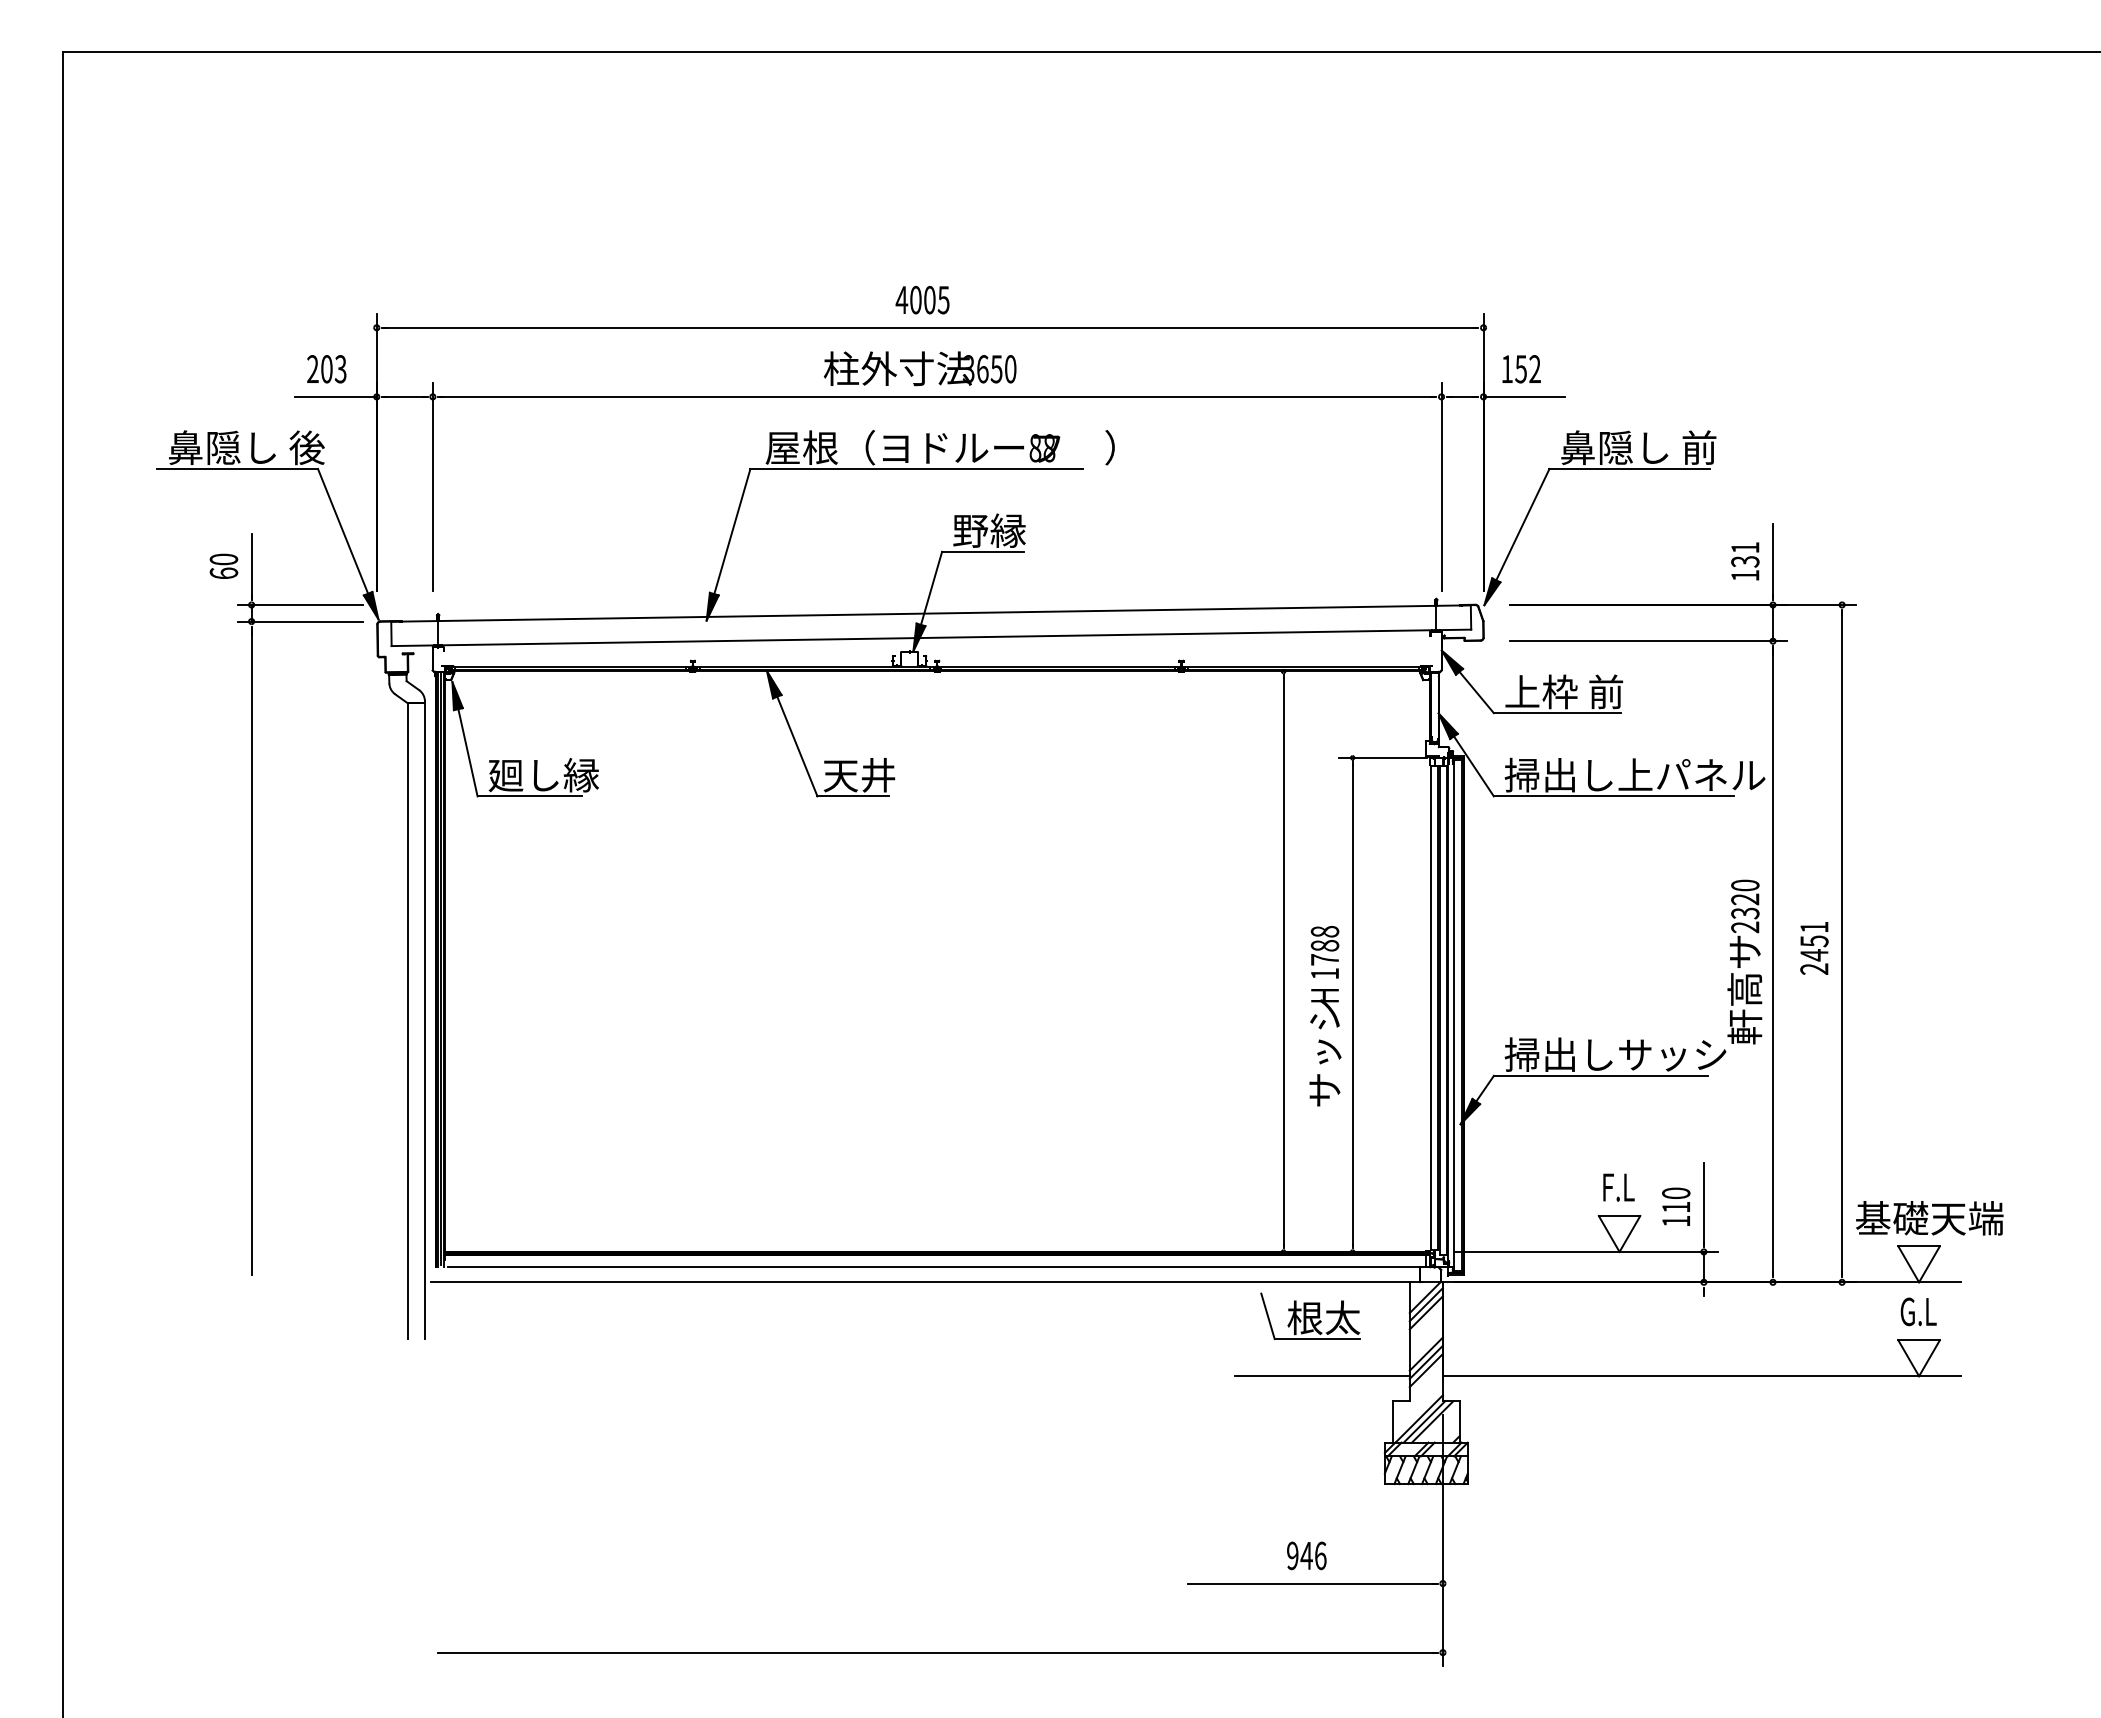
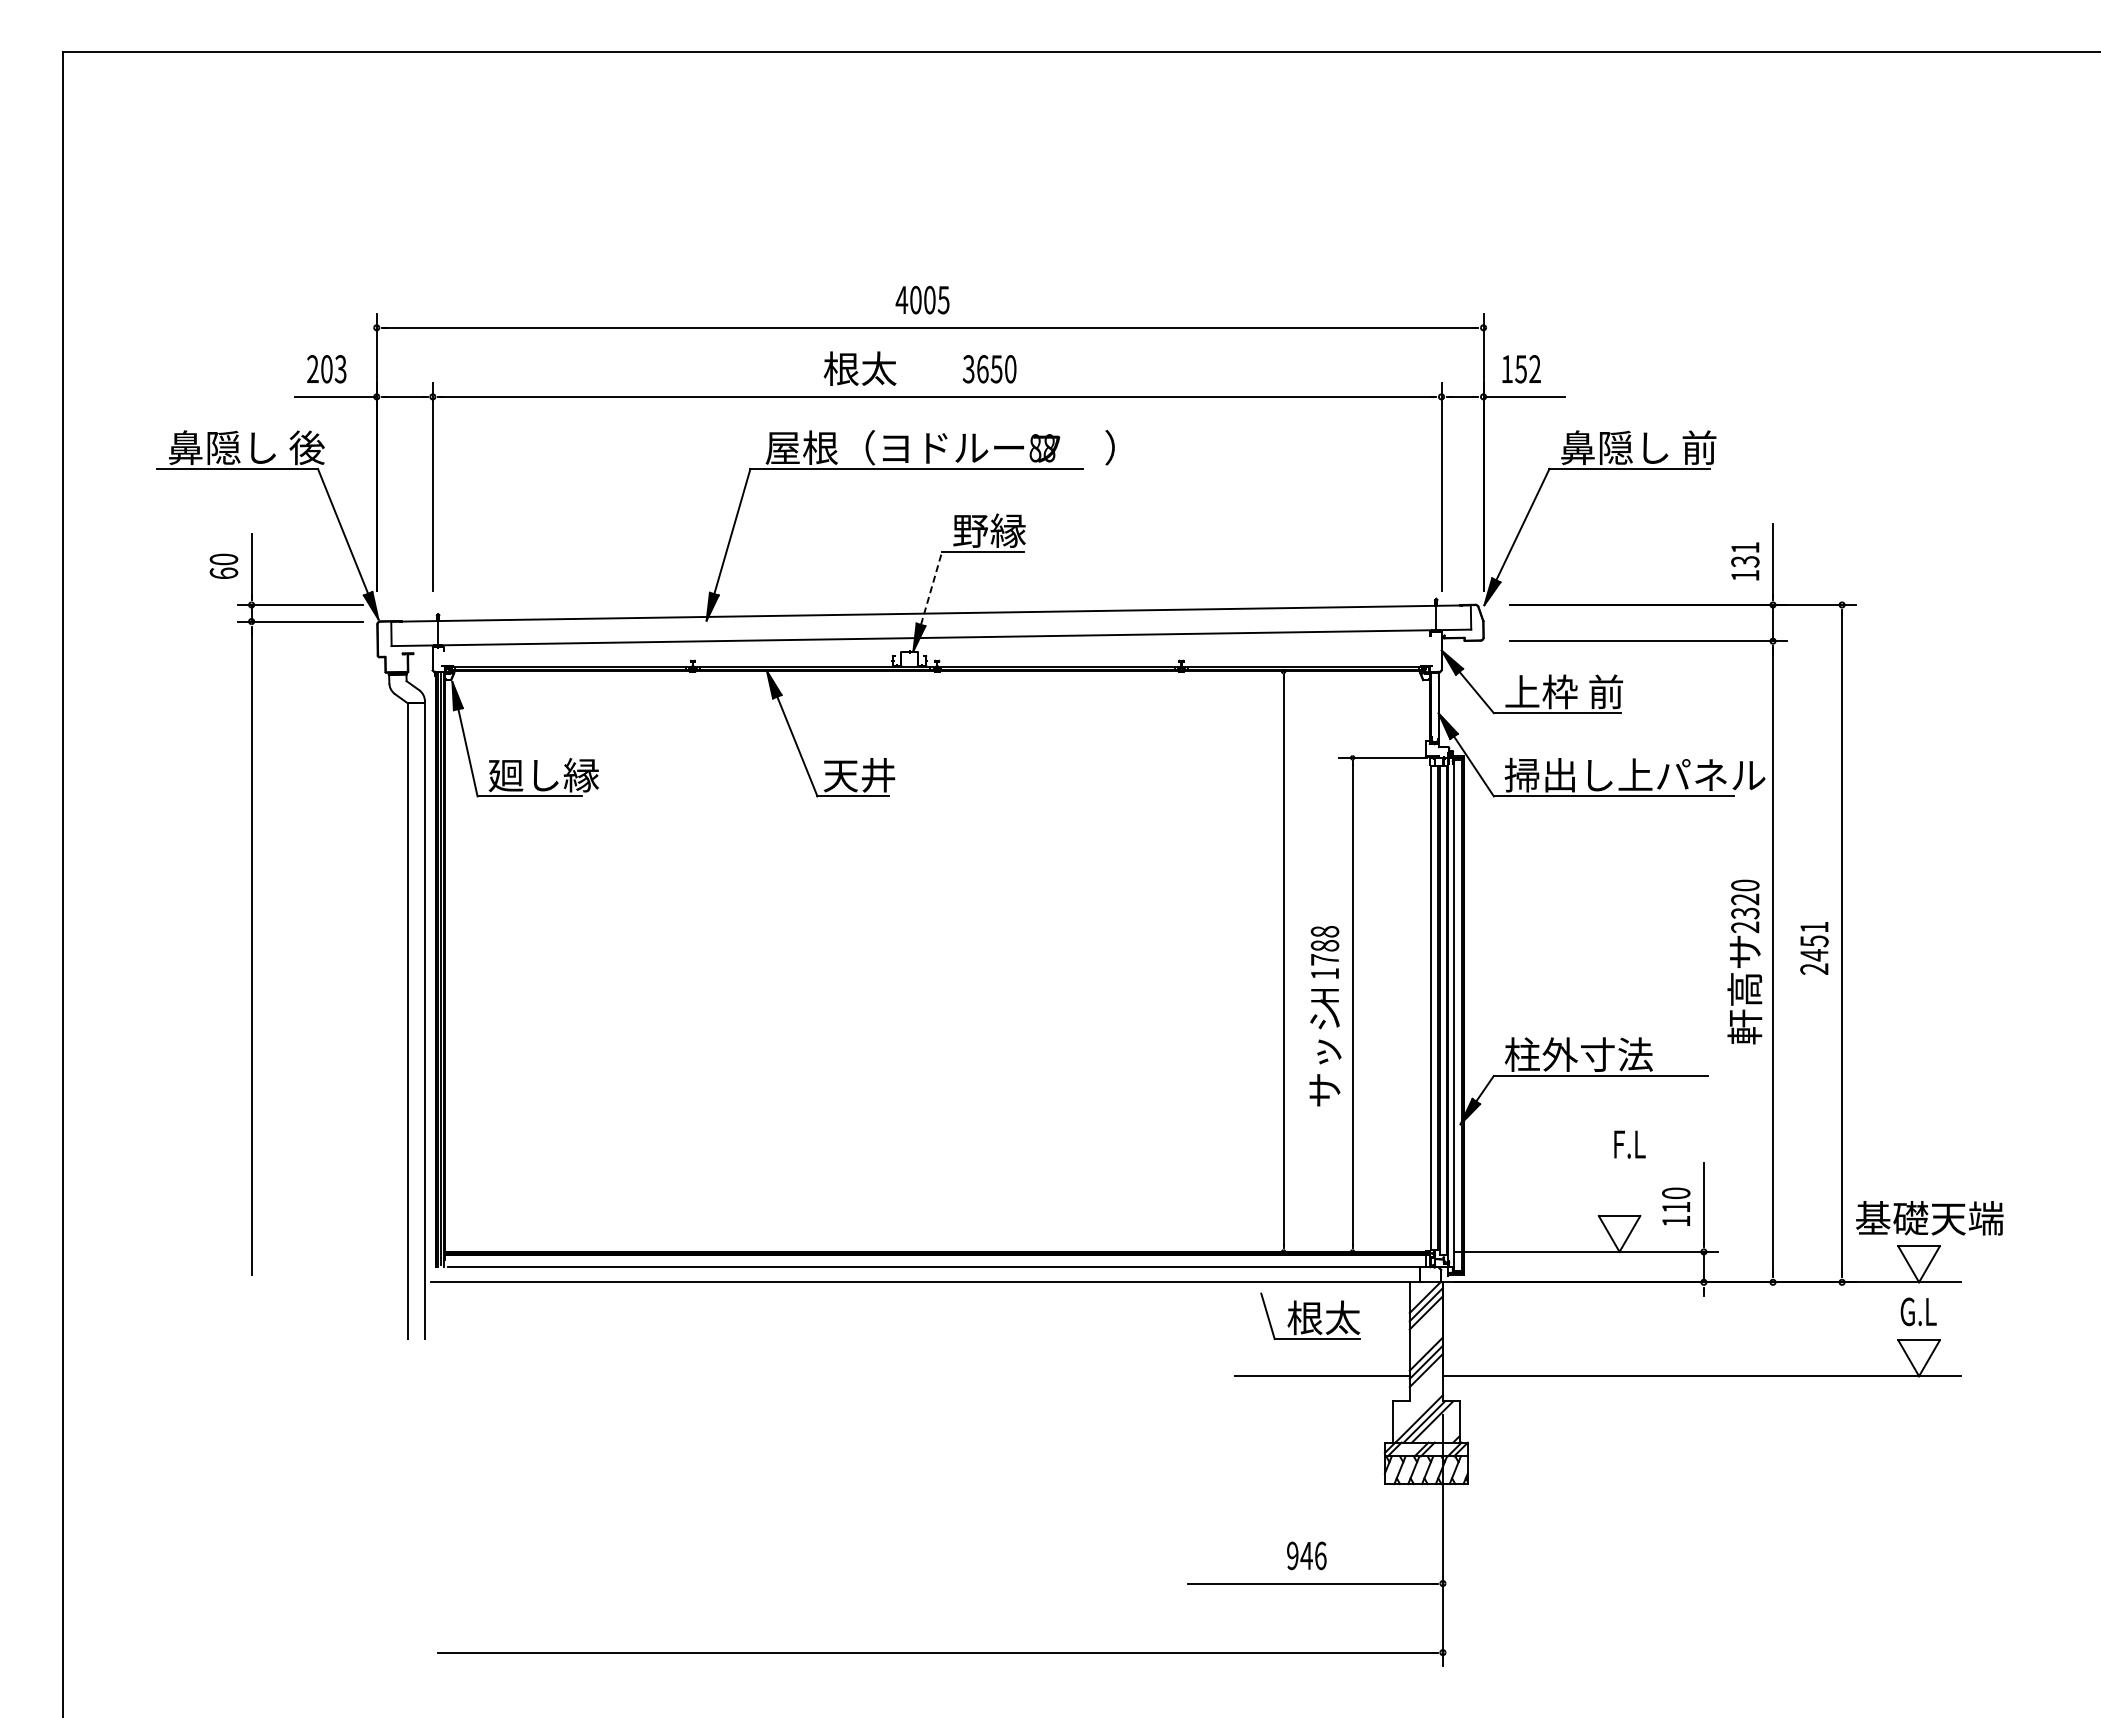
text: 柱外寸法 -> 根太 (897, 368)
line: solid -> dashed (931, 588)
text: 掃出しサッシ -> 柱外寸法 (1615, 1054)
text position: (1618, 1187) -> (1629, 1144) (1629, 1144)
